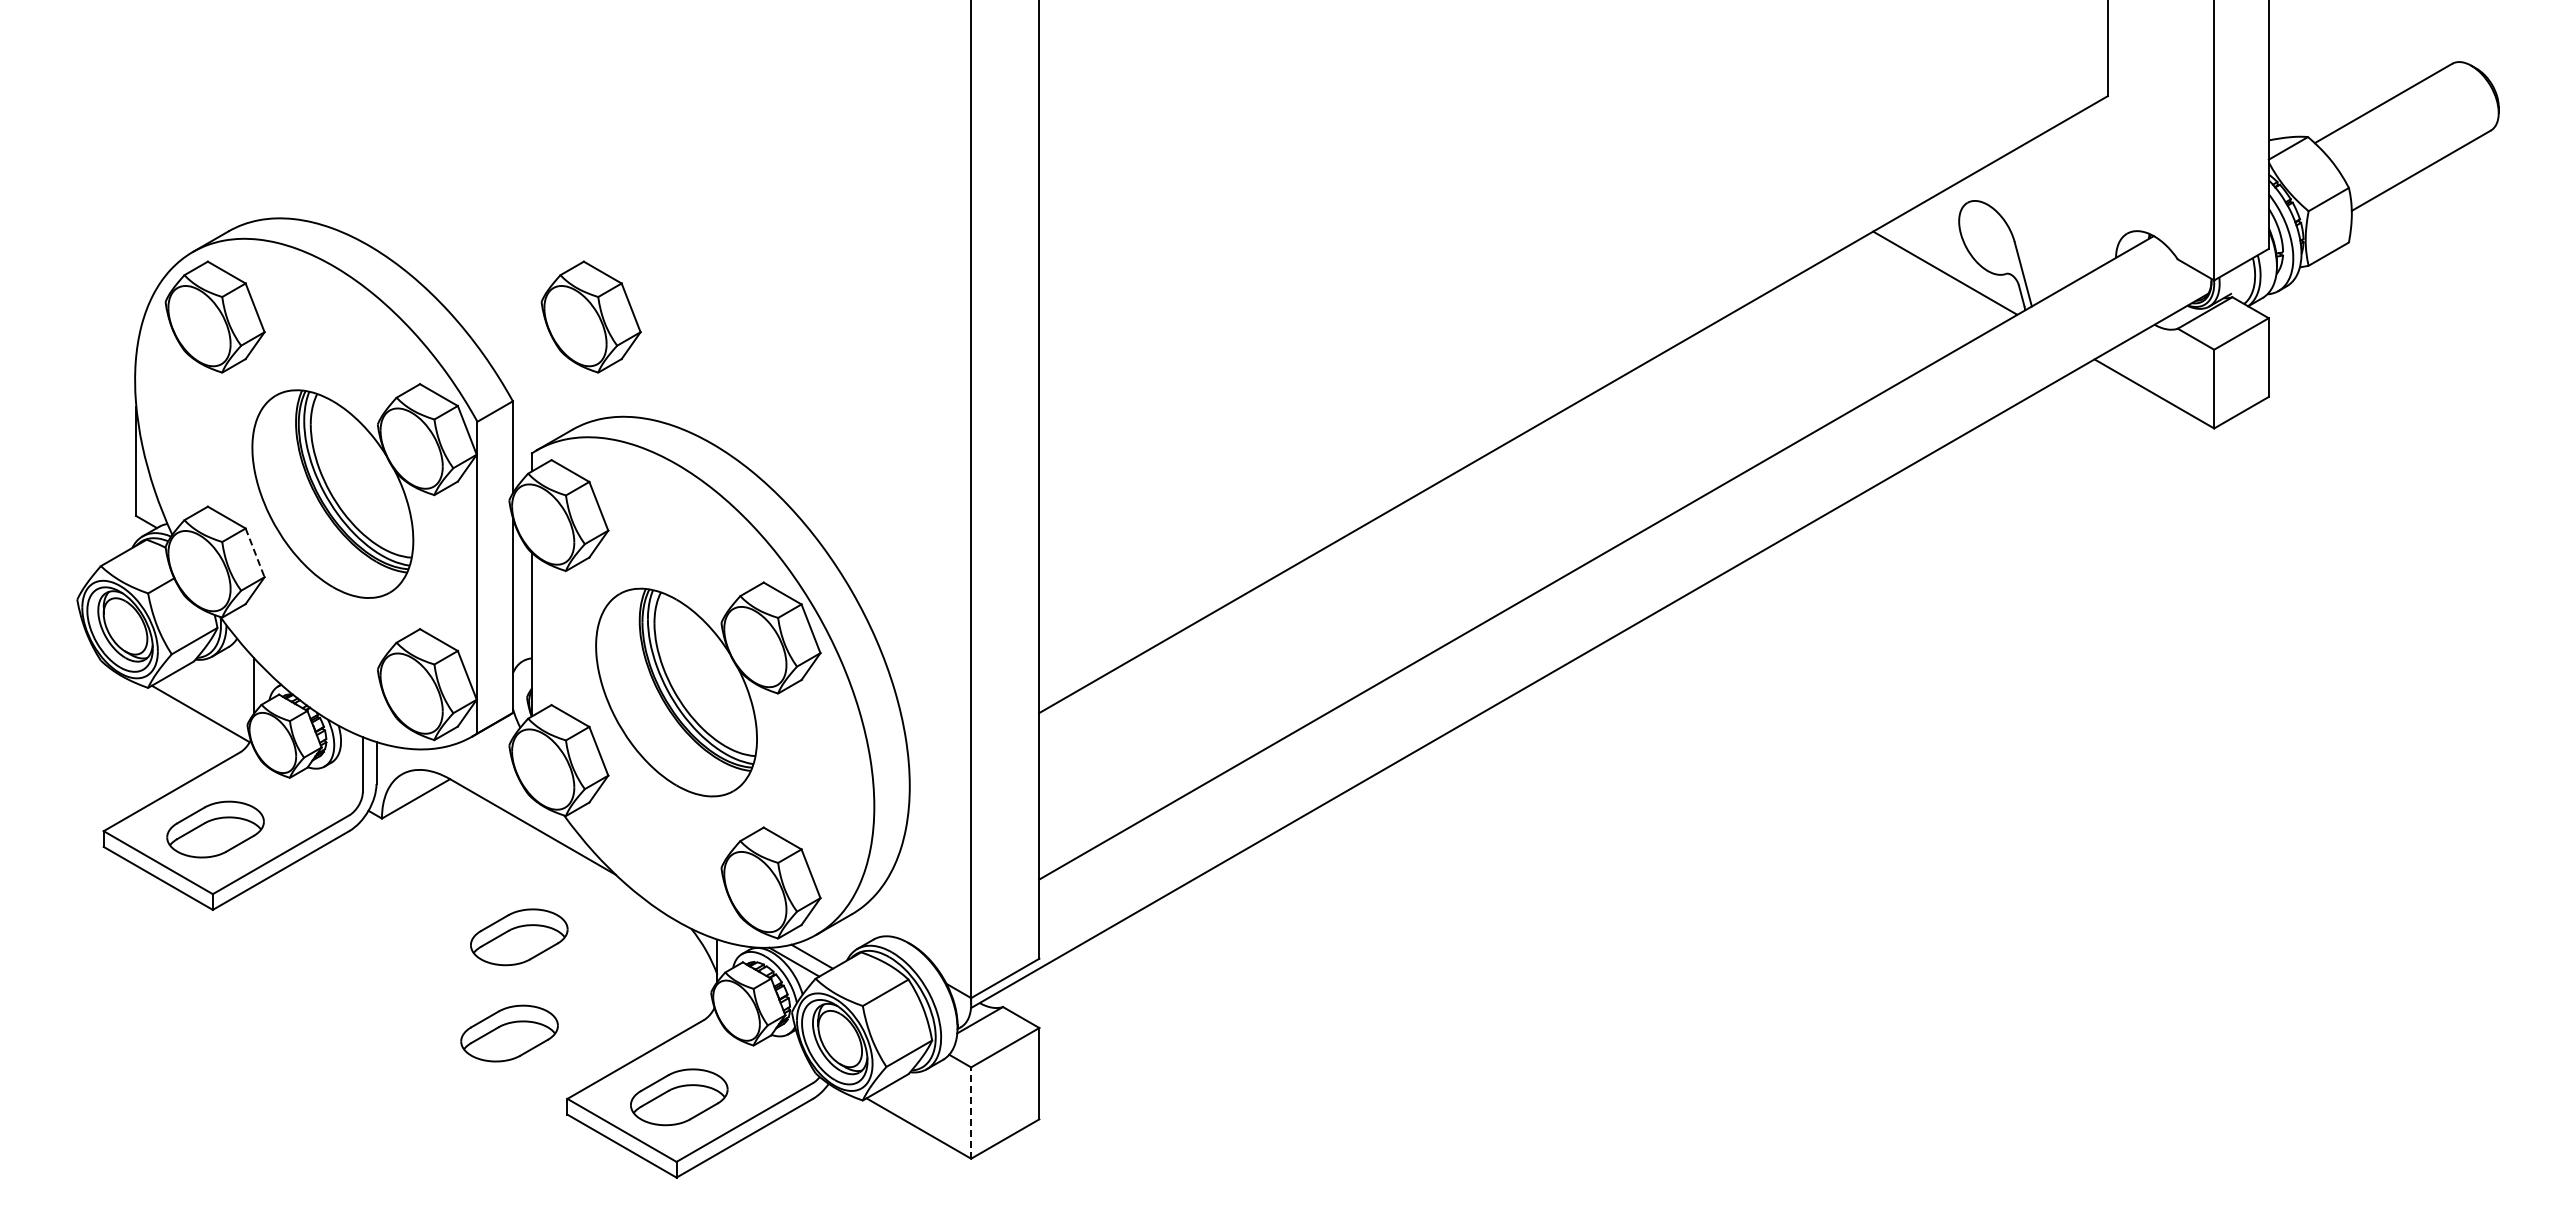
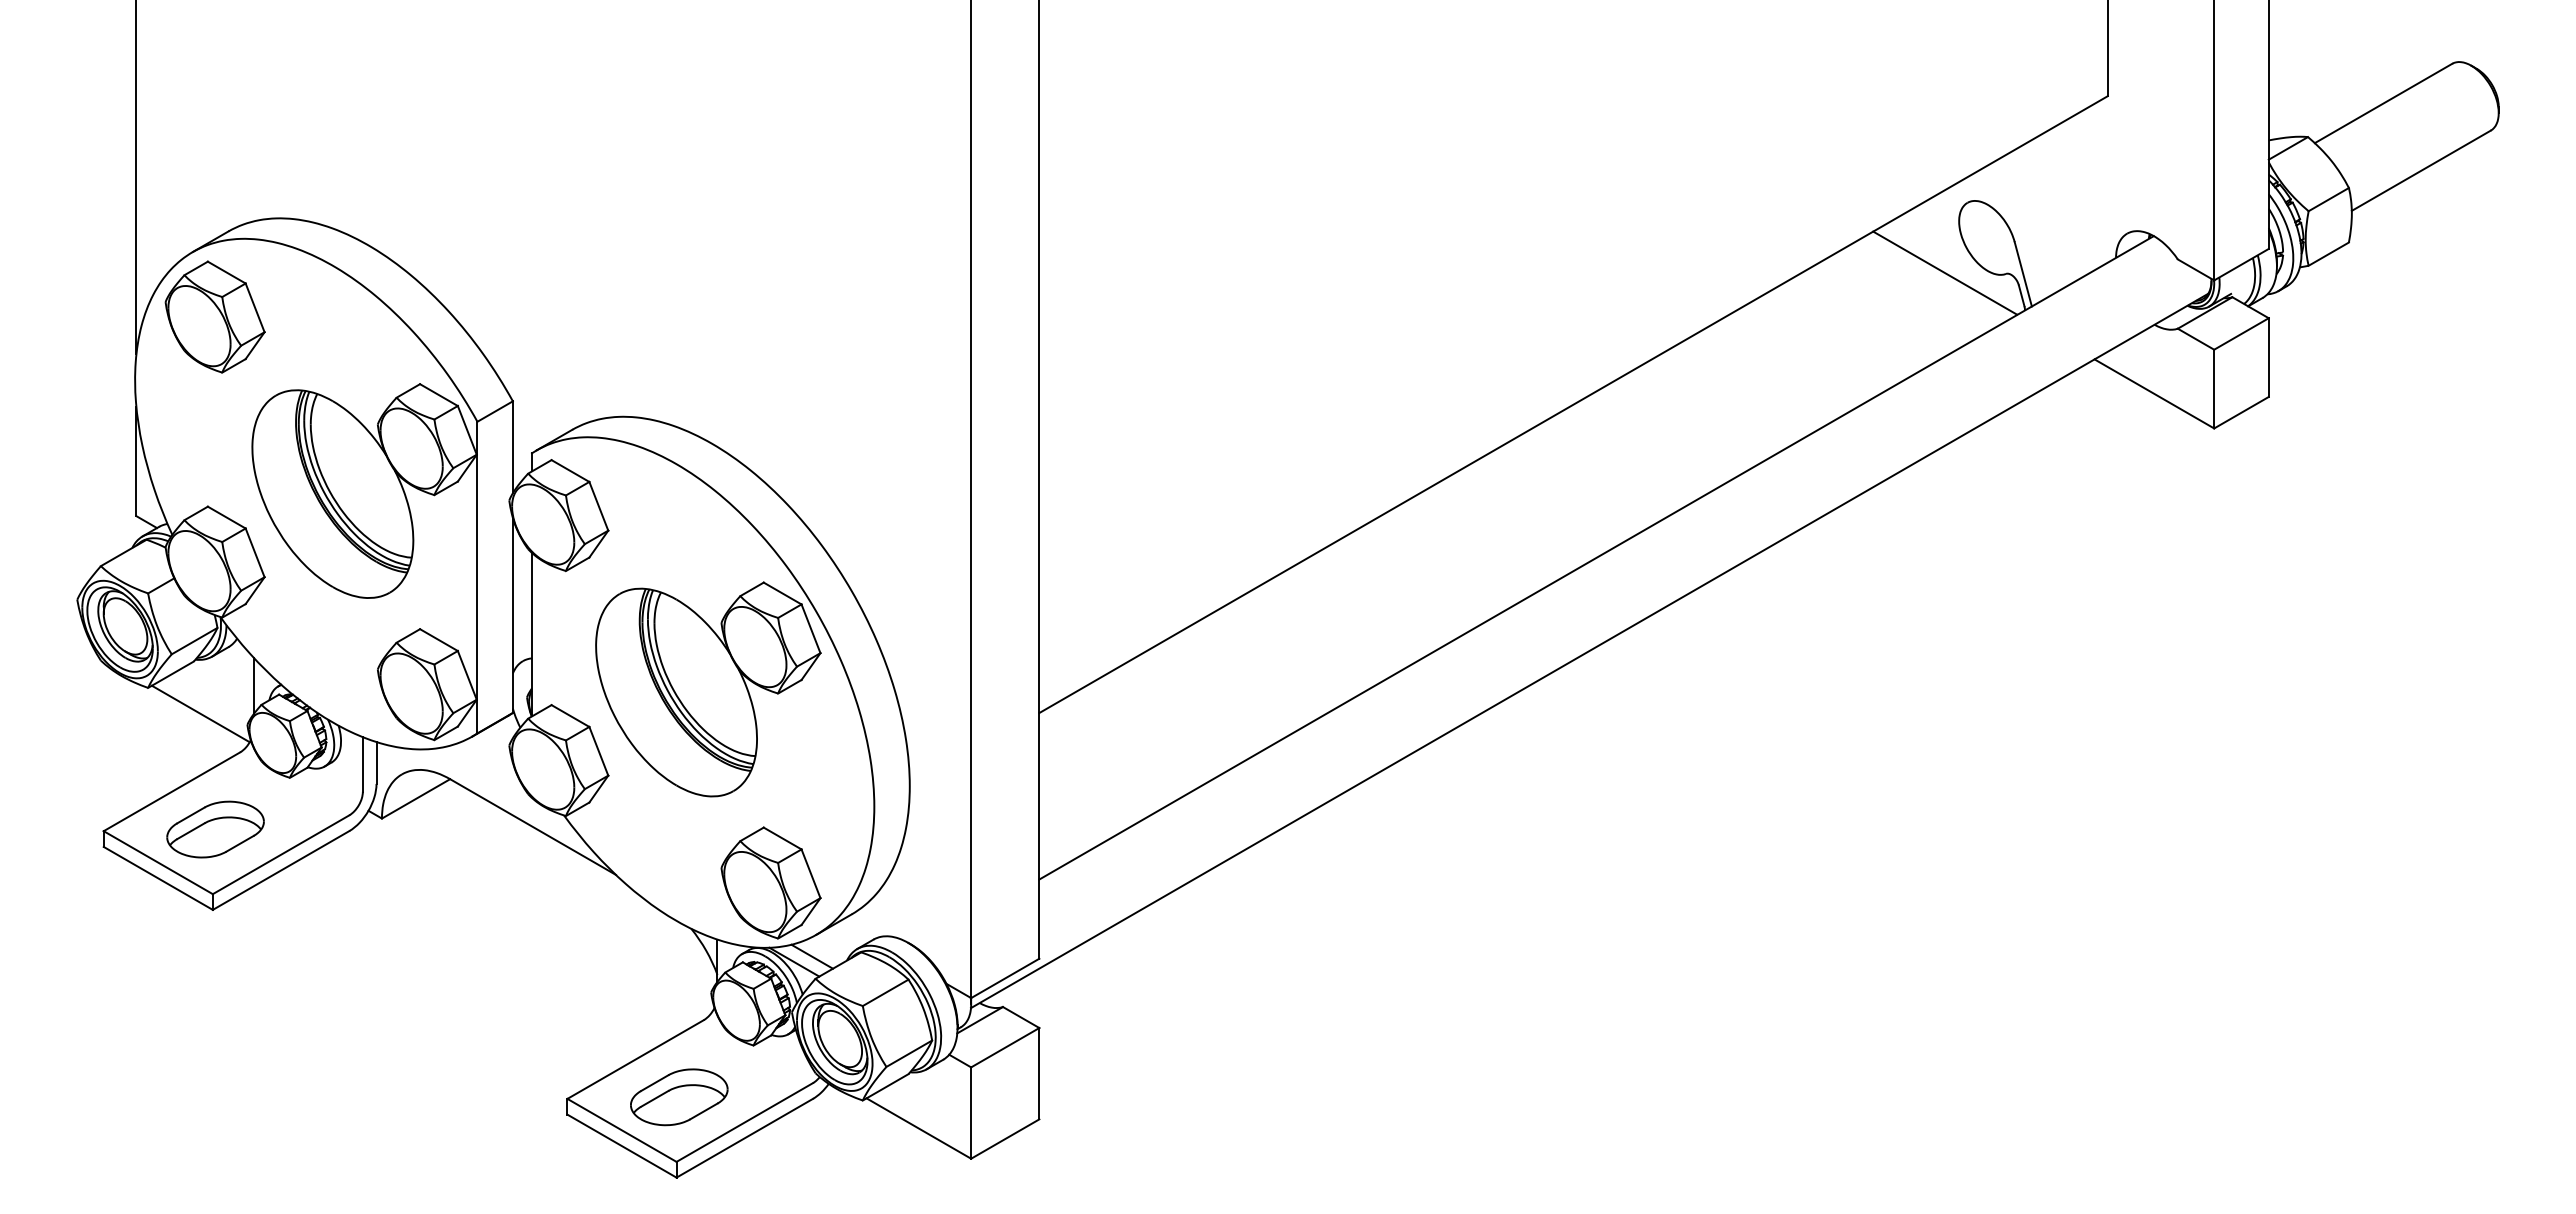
line: none -> present (136, 178)
part: present -> none (590, 316)
line: dashed -> solid (255, 553)
part: present -> none (519, 937)
part: present -> none (509, 1033)
line: dashed -> solid (971, 1113)
